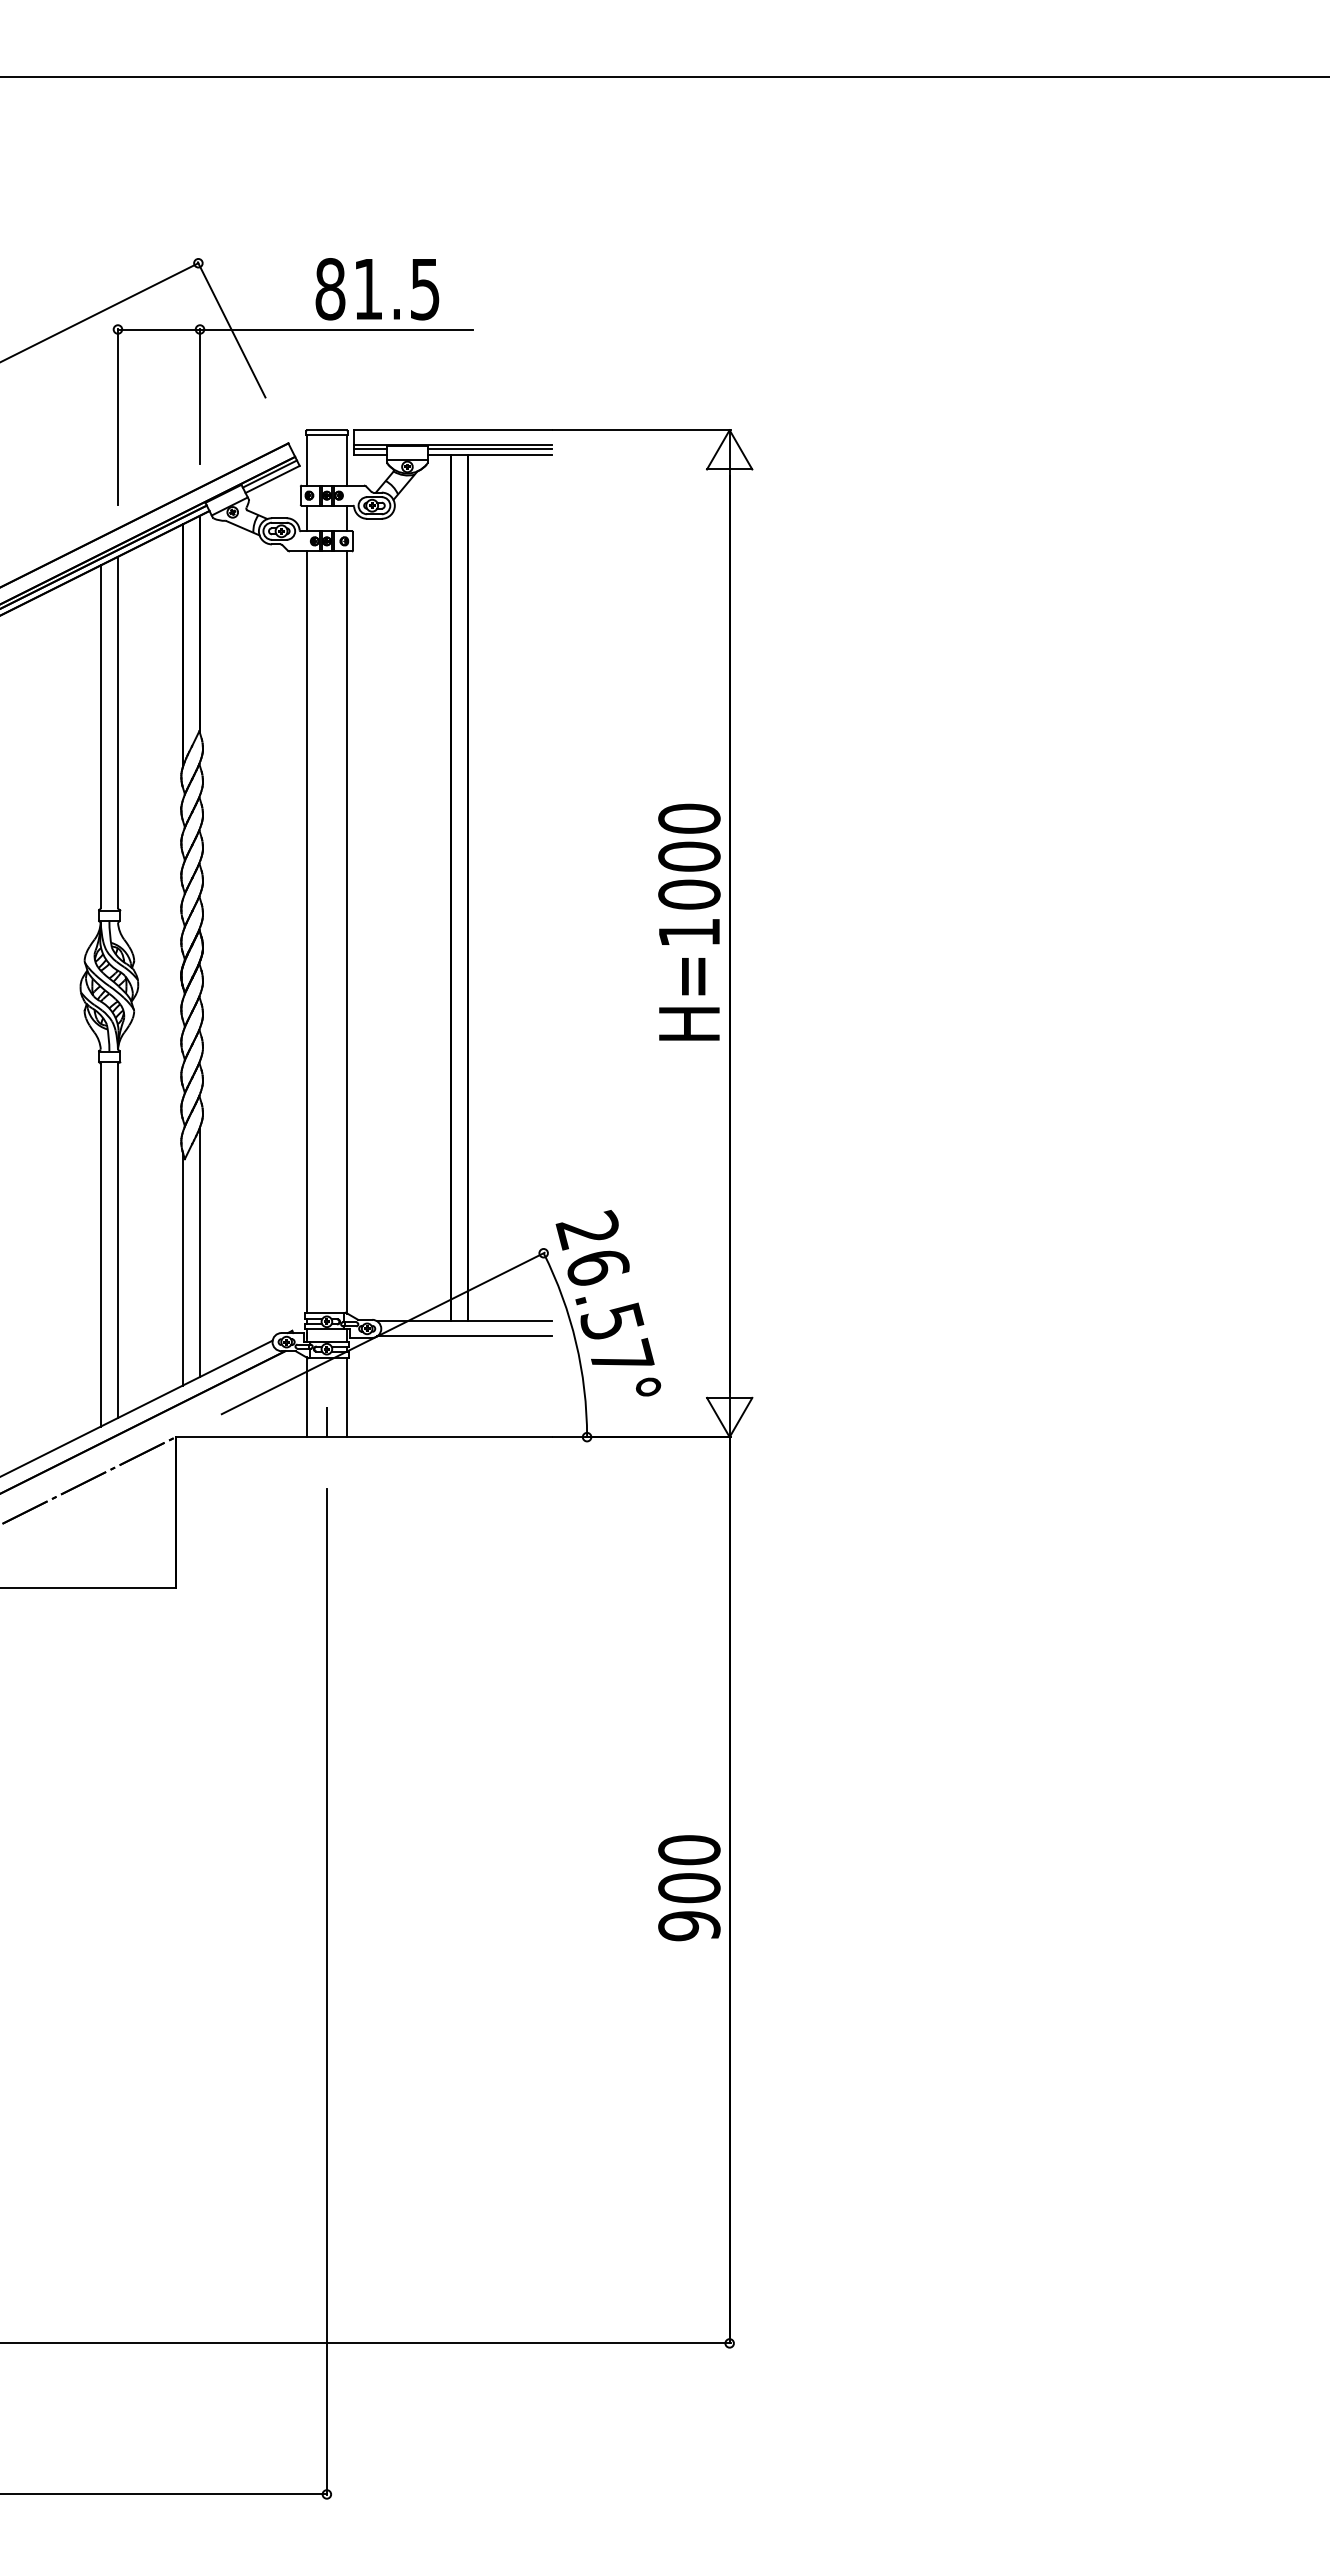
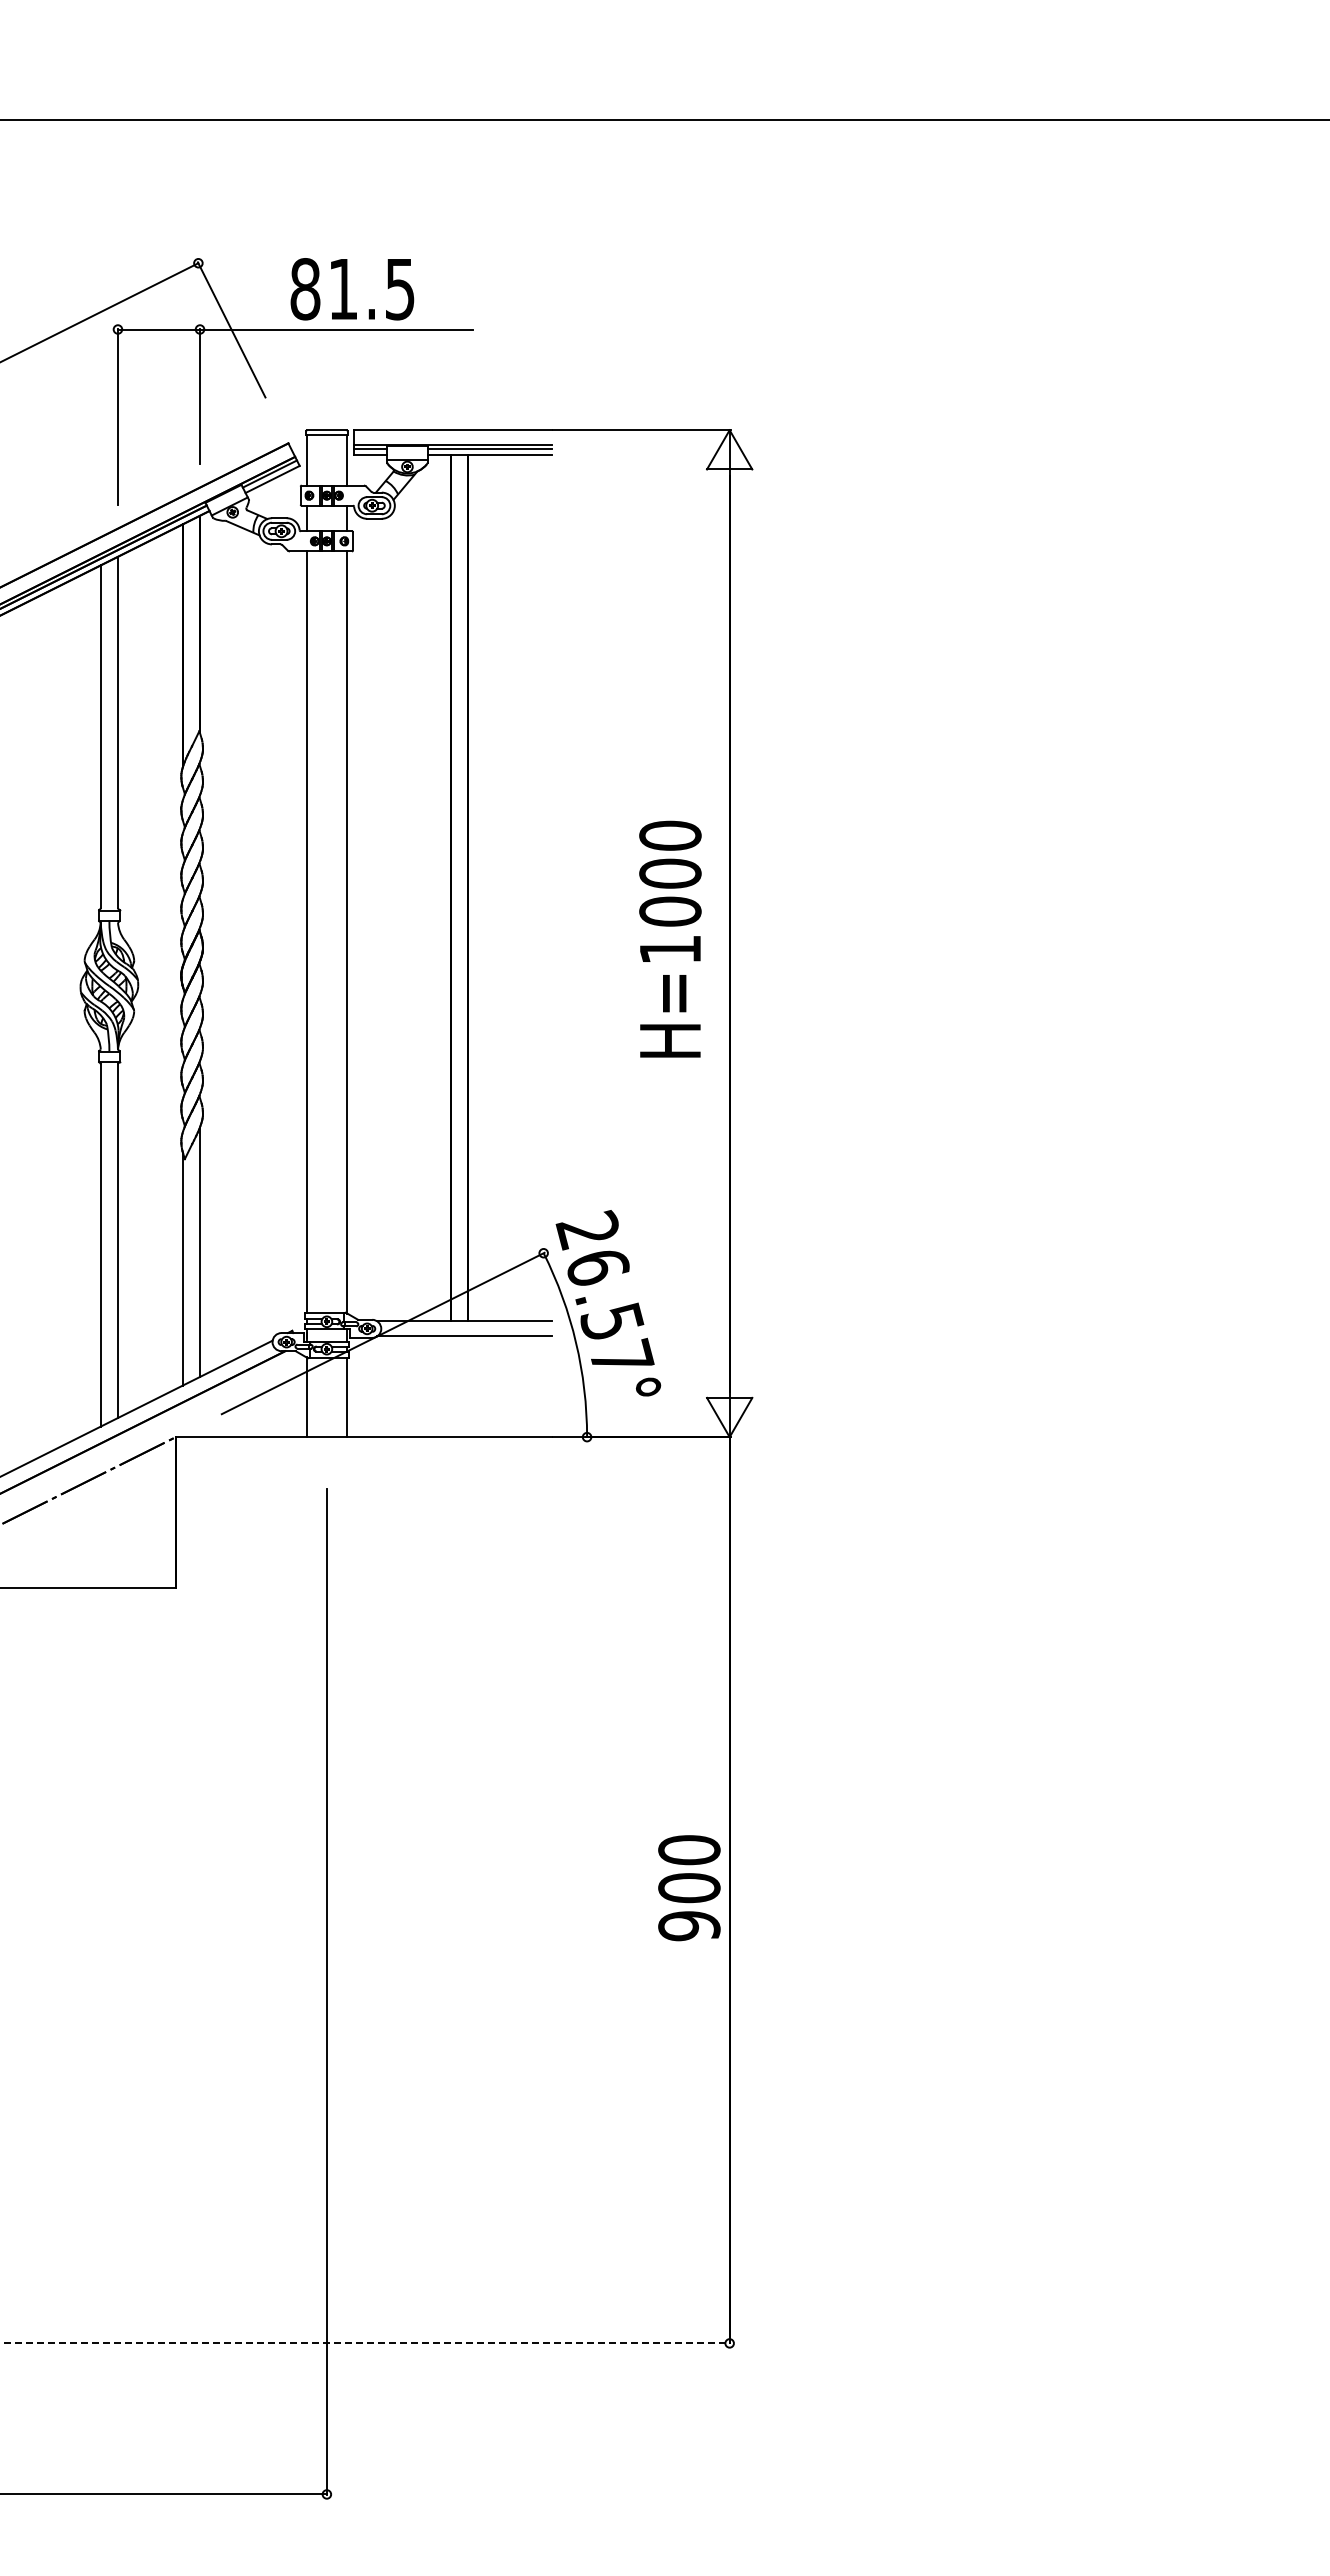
line position: (664, 77) -> (664, 120) (664, 120)
text position: (377, 289) -> (352, 289) (352, 289)
text position: (689, 921) -> (670, 938) (670, 938)
line: present -> none (326, 1422)
line: solid -> dashed (365, 2343)
